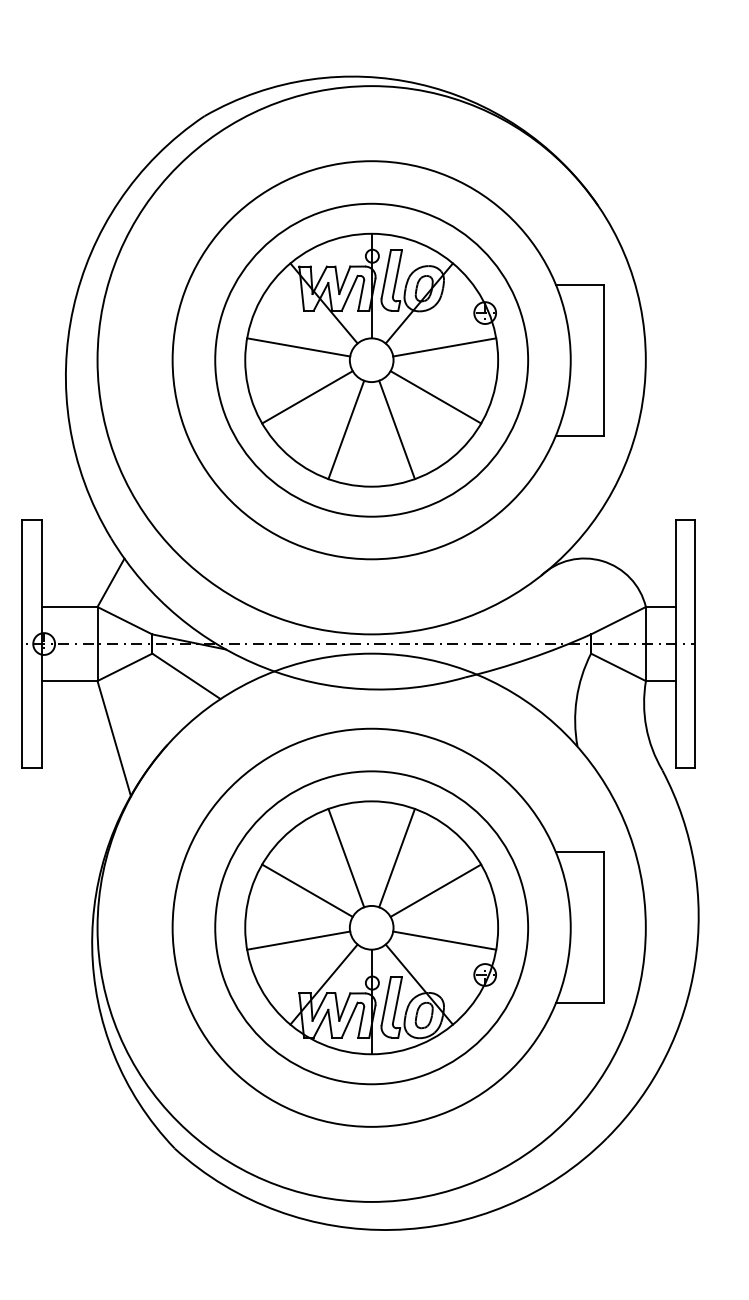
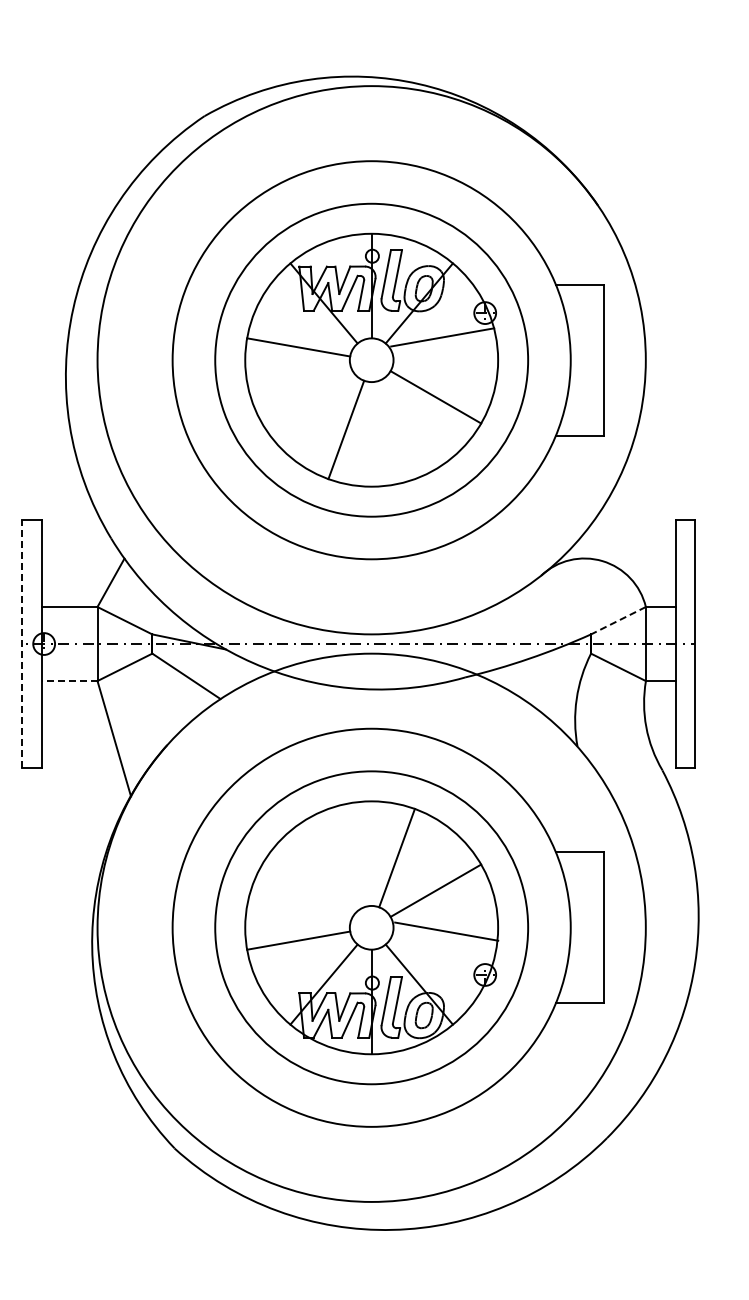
line position: (444, 347) -> (442, 337) (442, 337)
line: present -> none (307, 397)
line: present -> none (396, 429)
line: solid -> dashed (618, 620)
line: solid -> dashed (22, 643)
line: solid -> dashed (69, 681)
line: present -> none (346, 857)
line: present -> none (307, 890)
line position: (444, 940) -> (446, 931) (446, 931)
